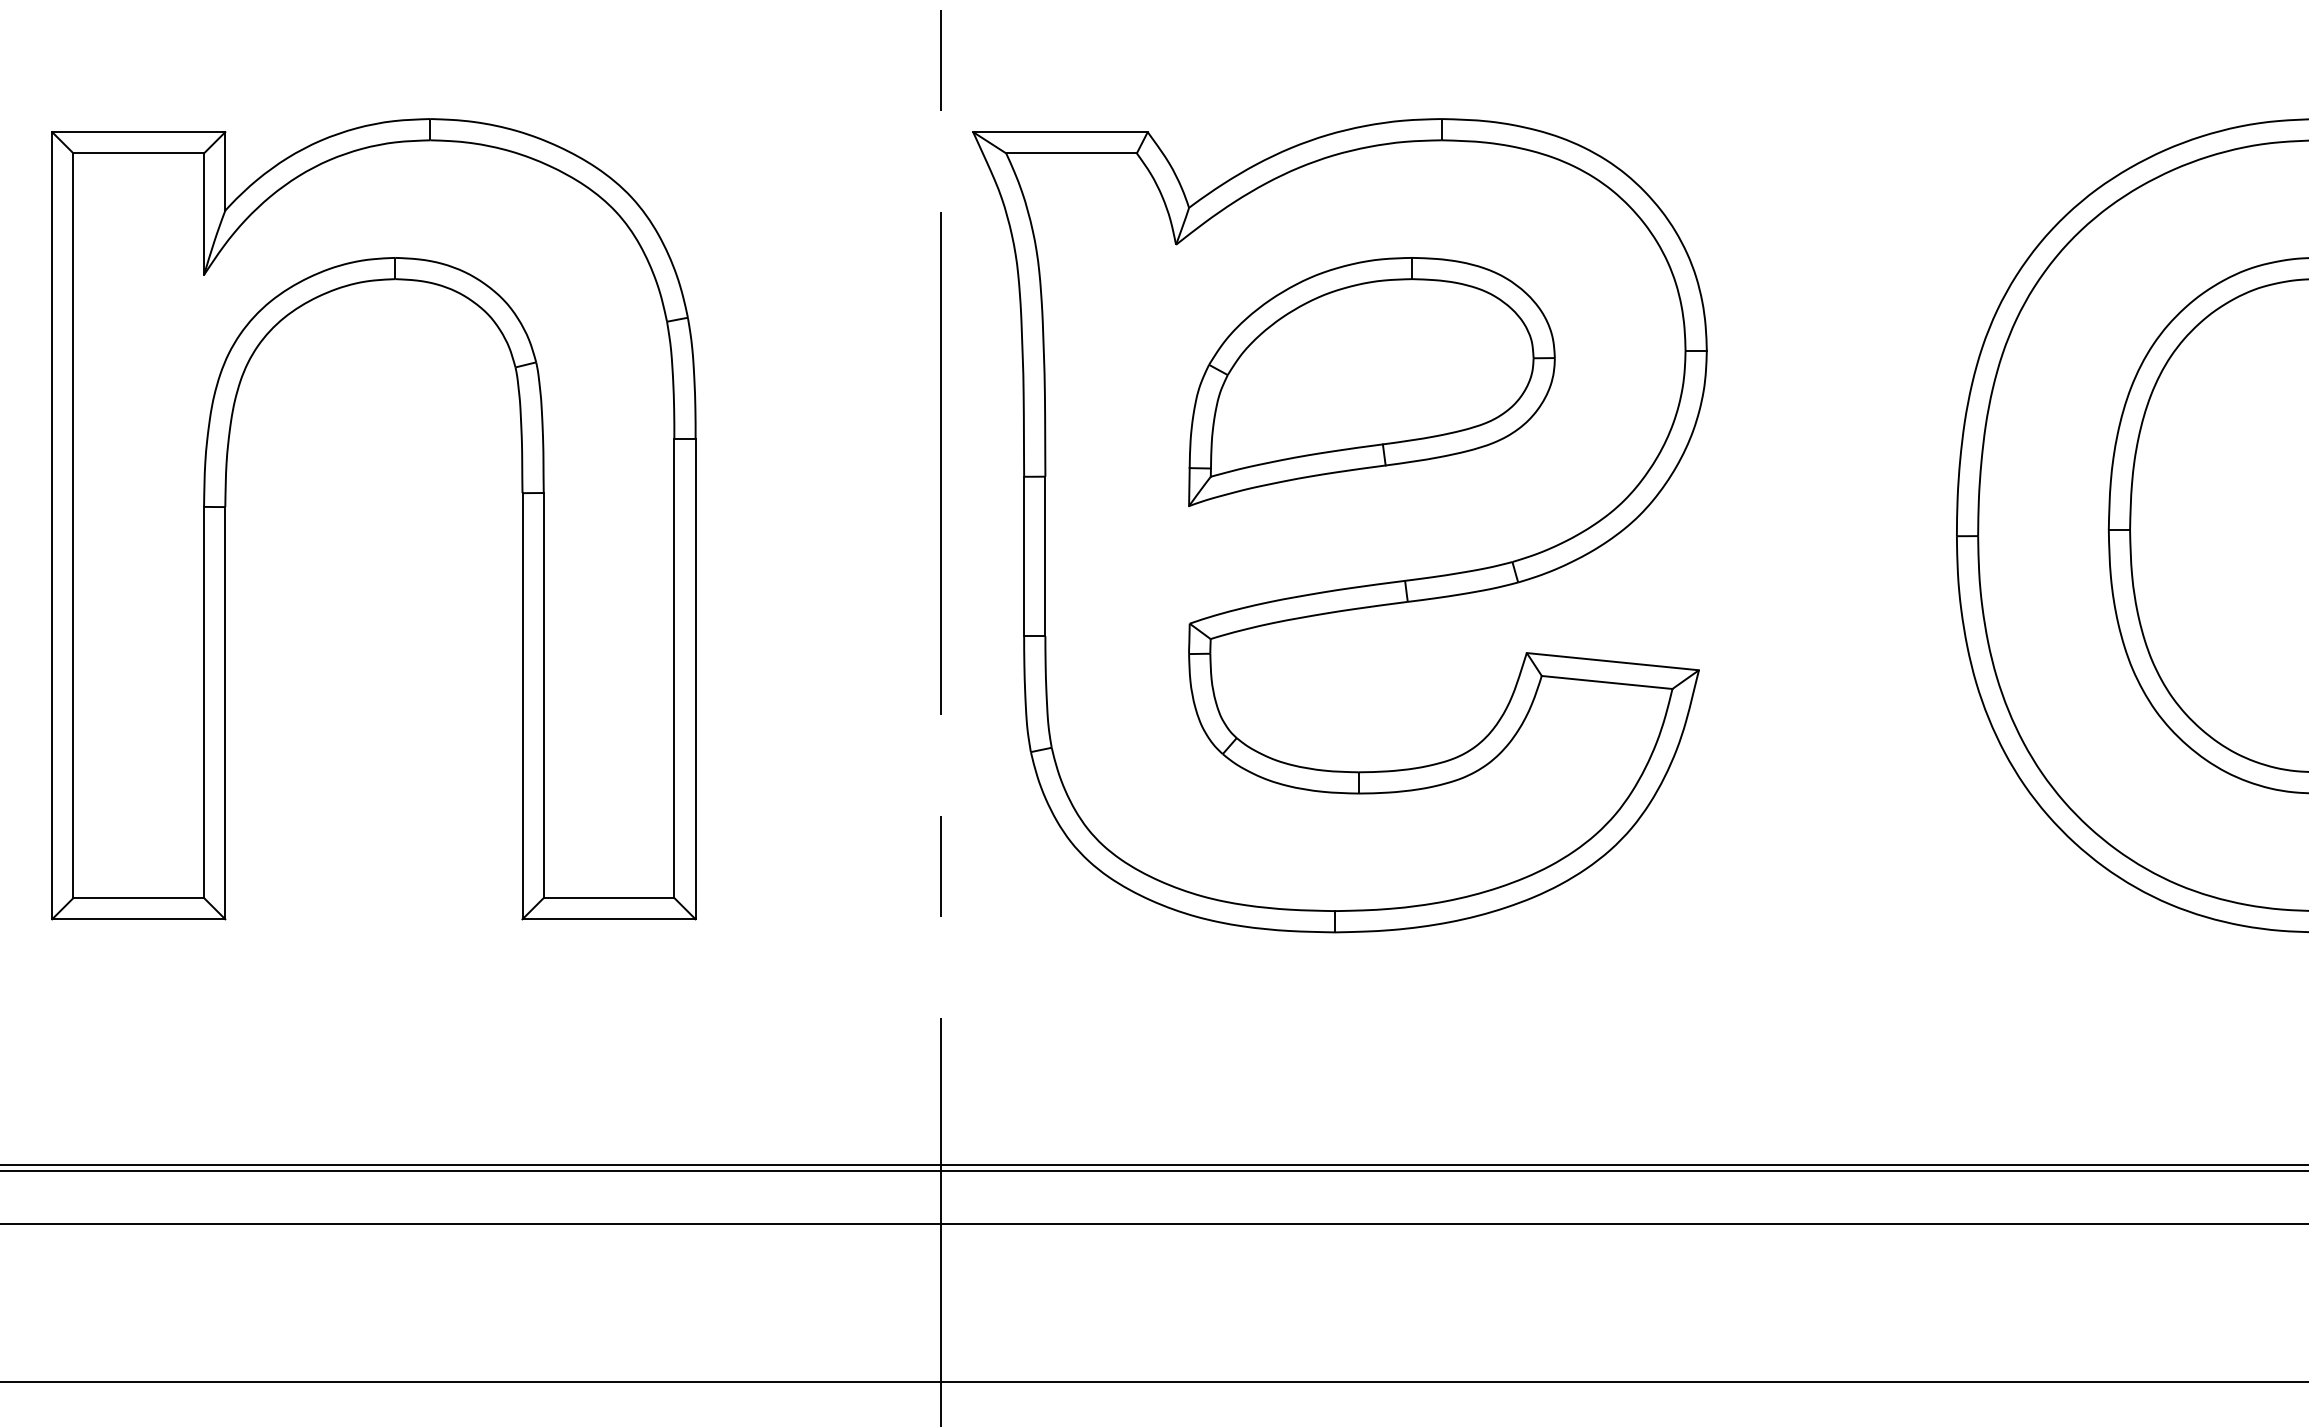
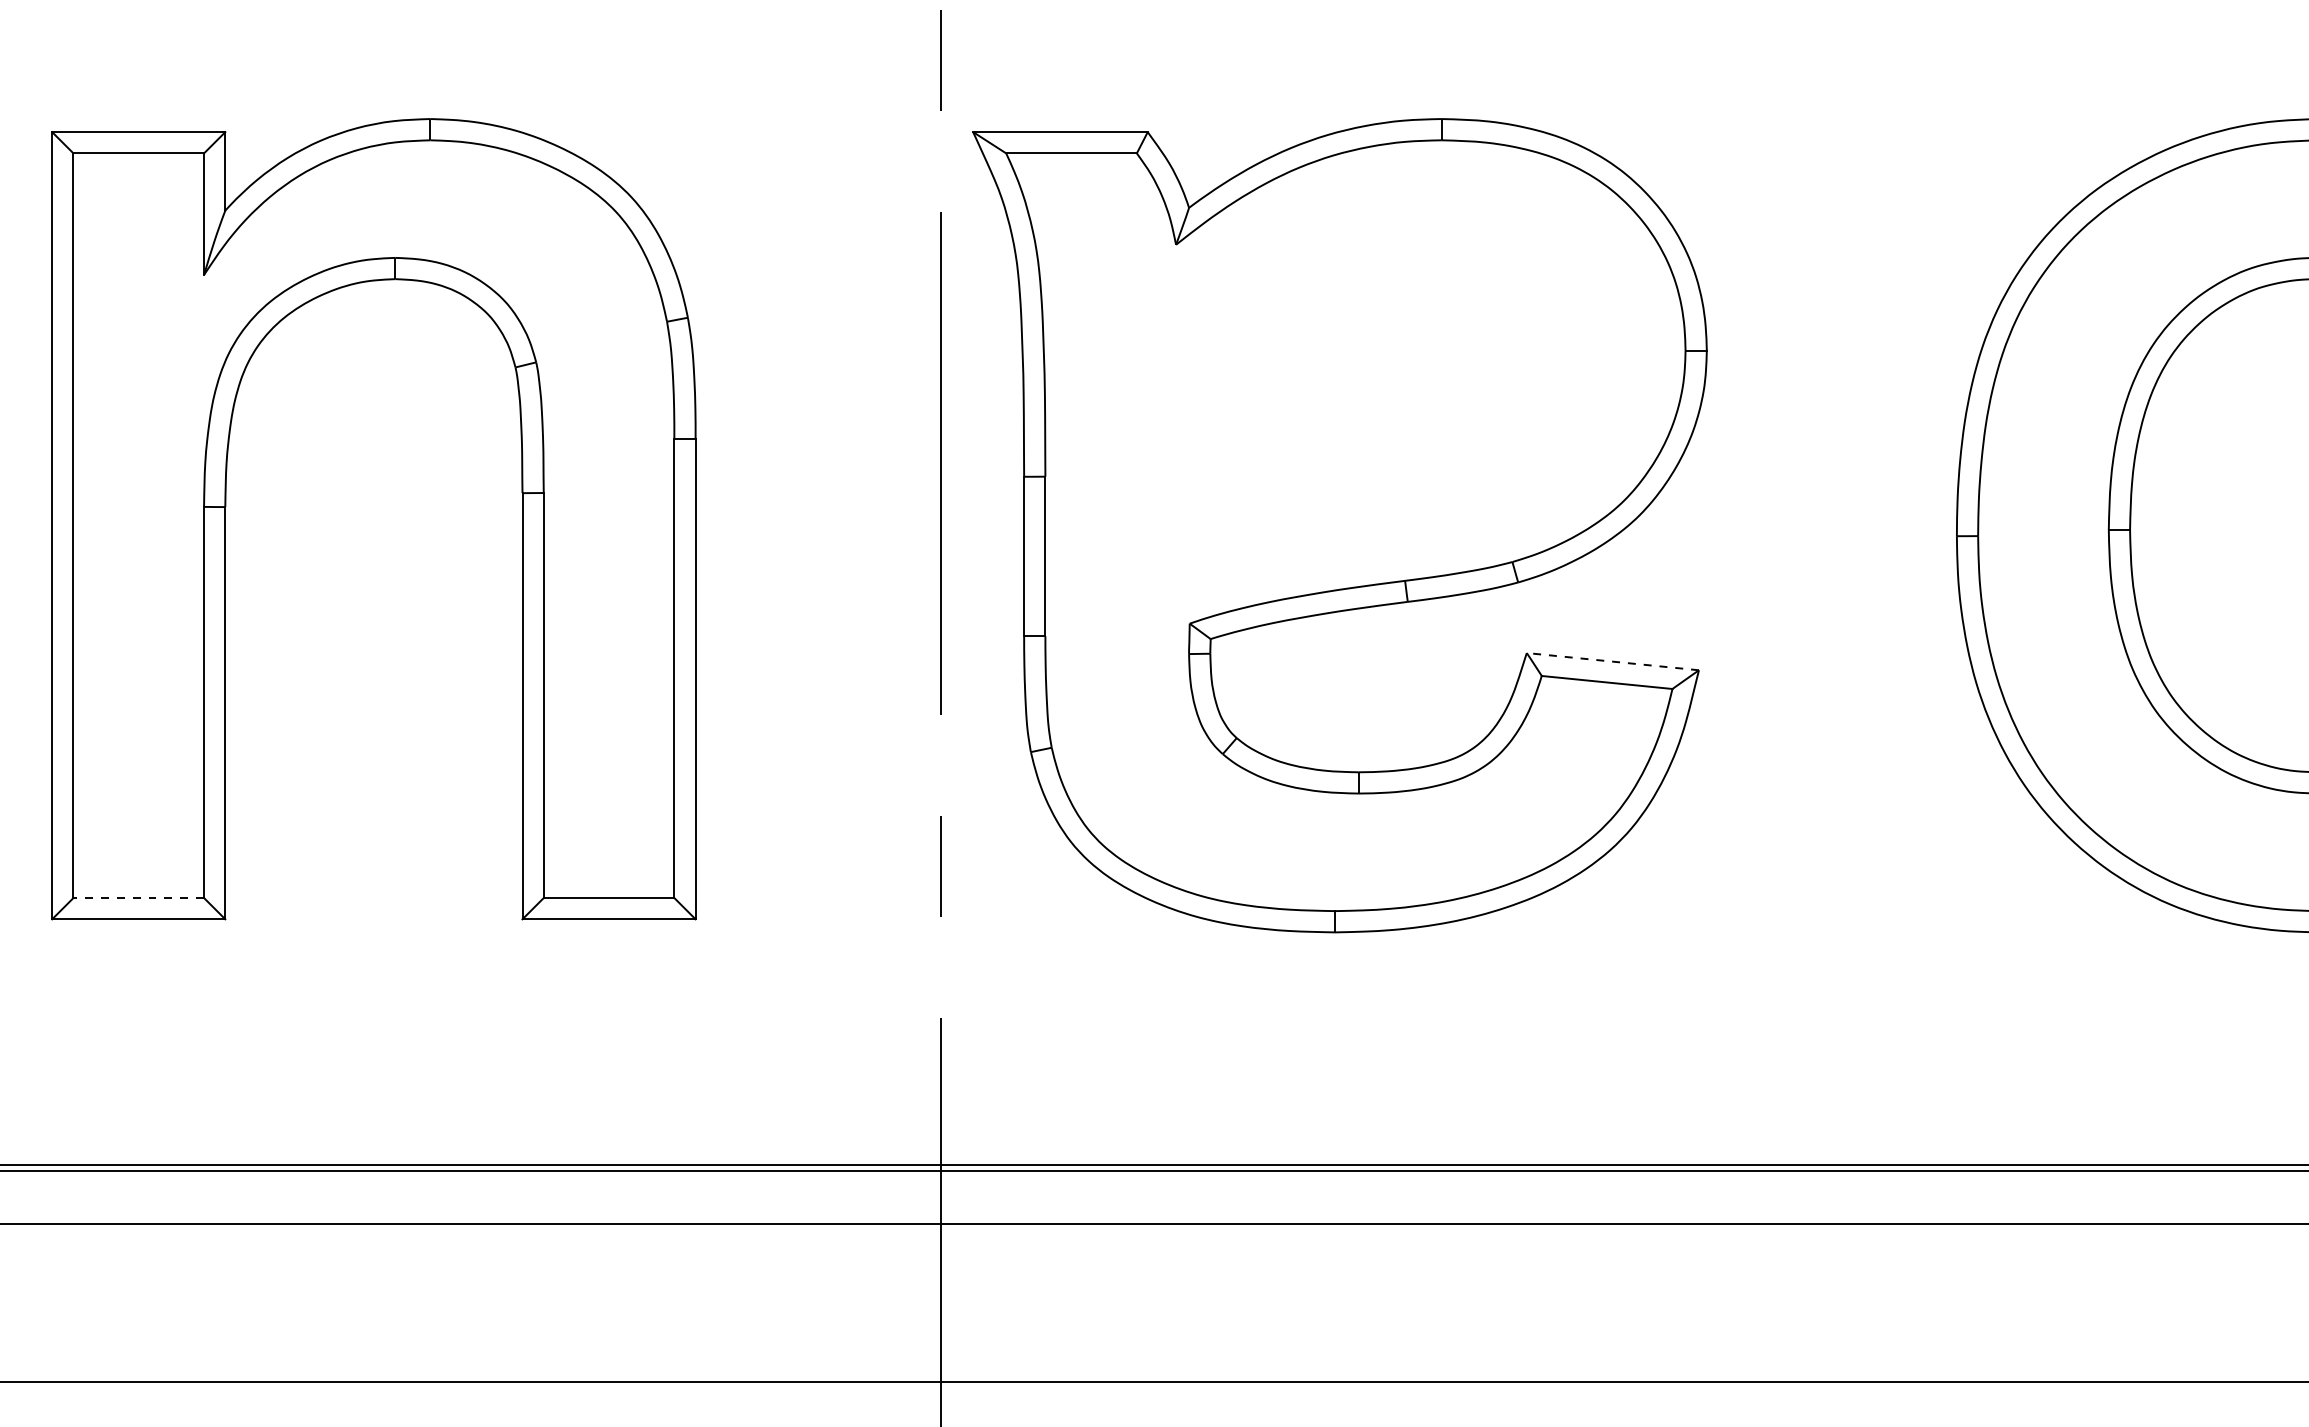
part: present -> none (1371, 381)
line: solid -> dashed (1612, 661)
line: solid -> dashed (138, 898)
